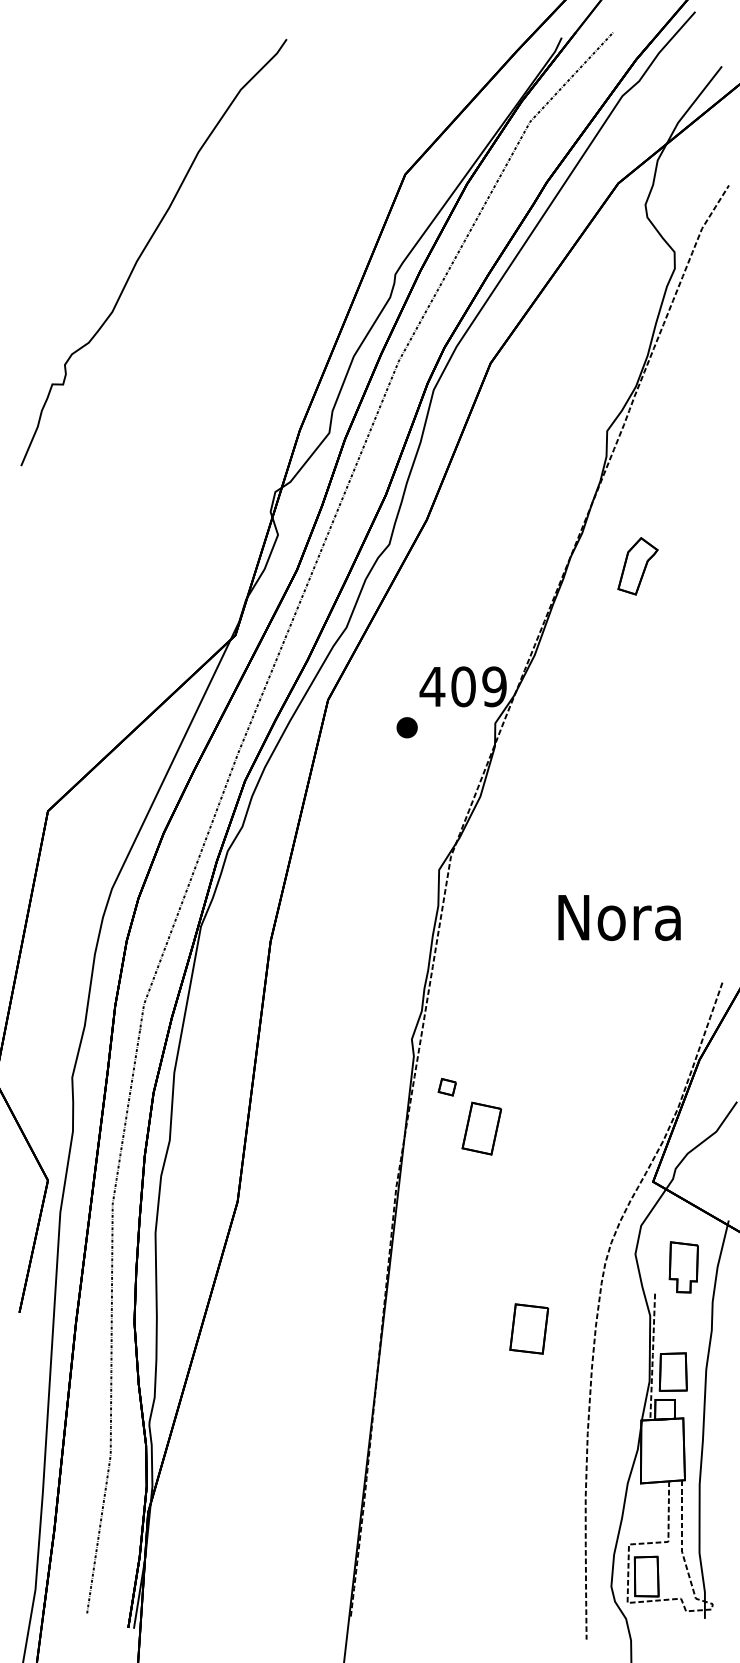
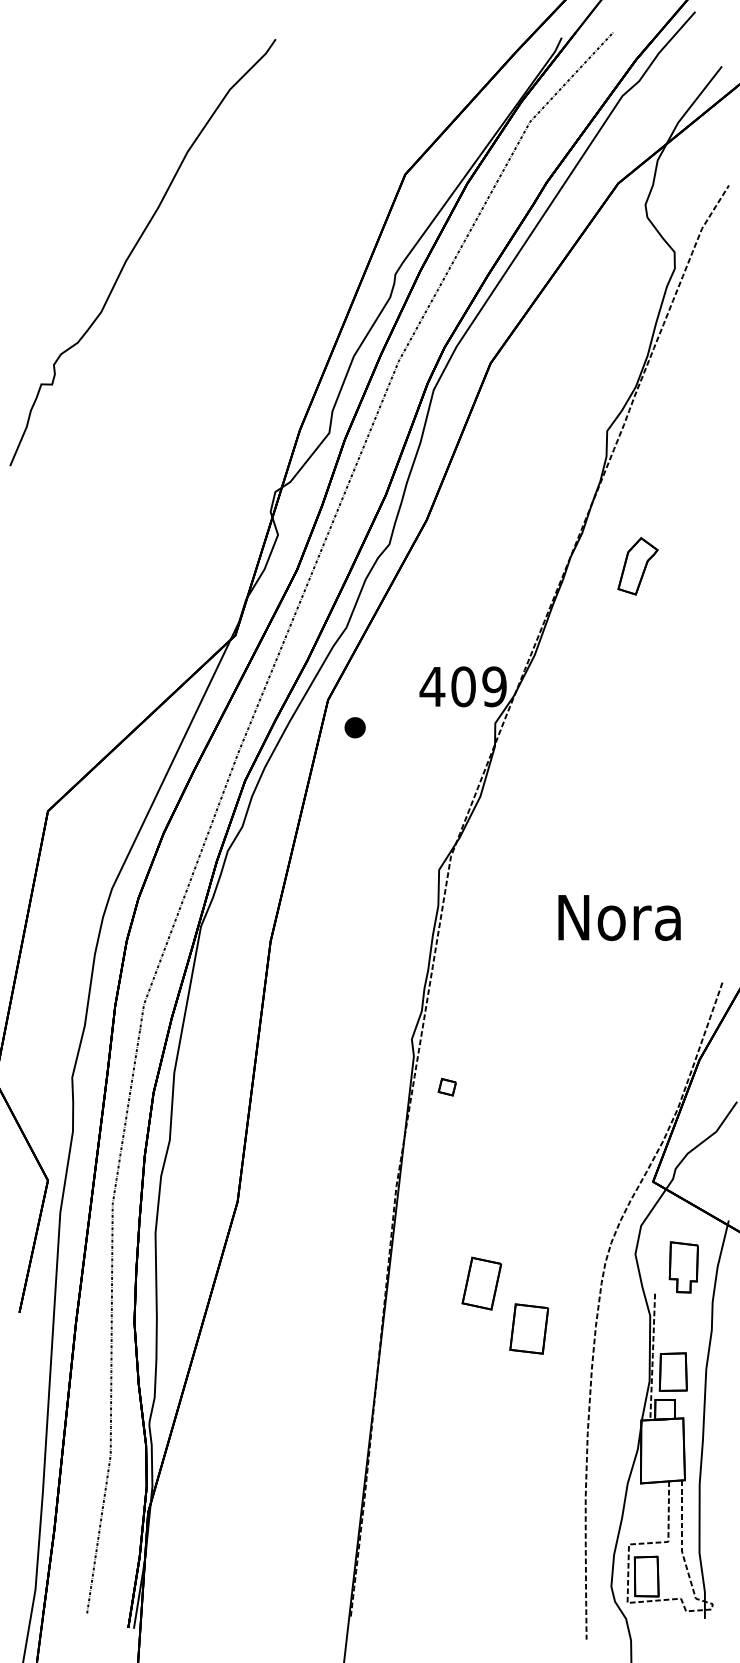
curve position: (145, 249) -> (134, 249) (134, 249)
part position: (406, 727) -> (354, 727) (354, 727)
part position: (481, 1128) -> (481, 1283) (481, 1283)
